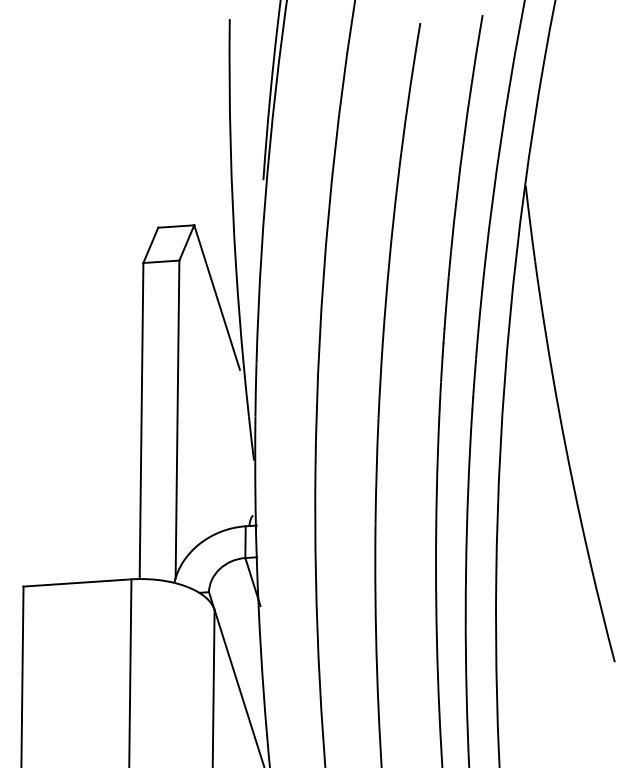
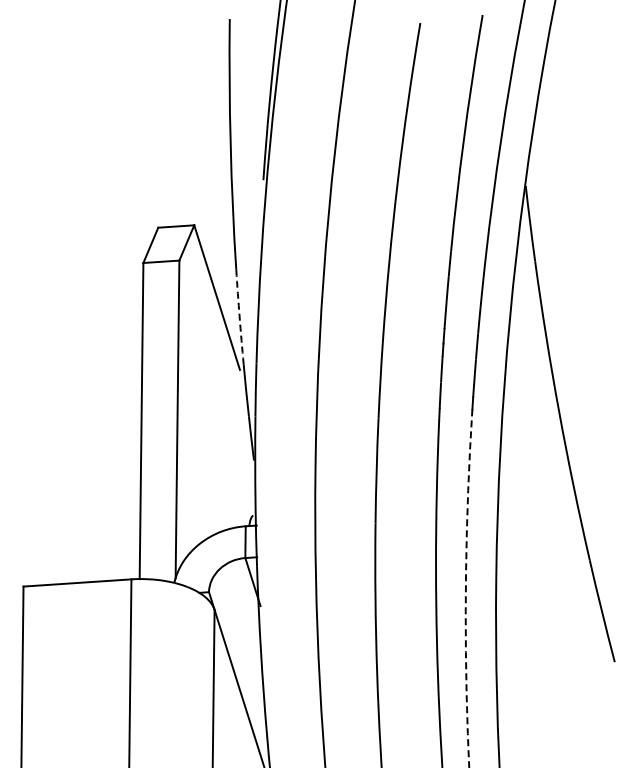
arc: solid -> dashed (239, 317)
arc: solid -> dashed (465, 589)
